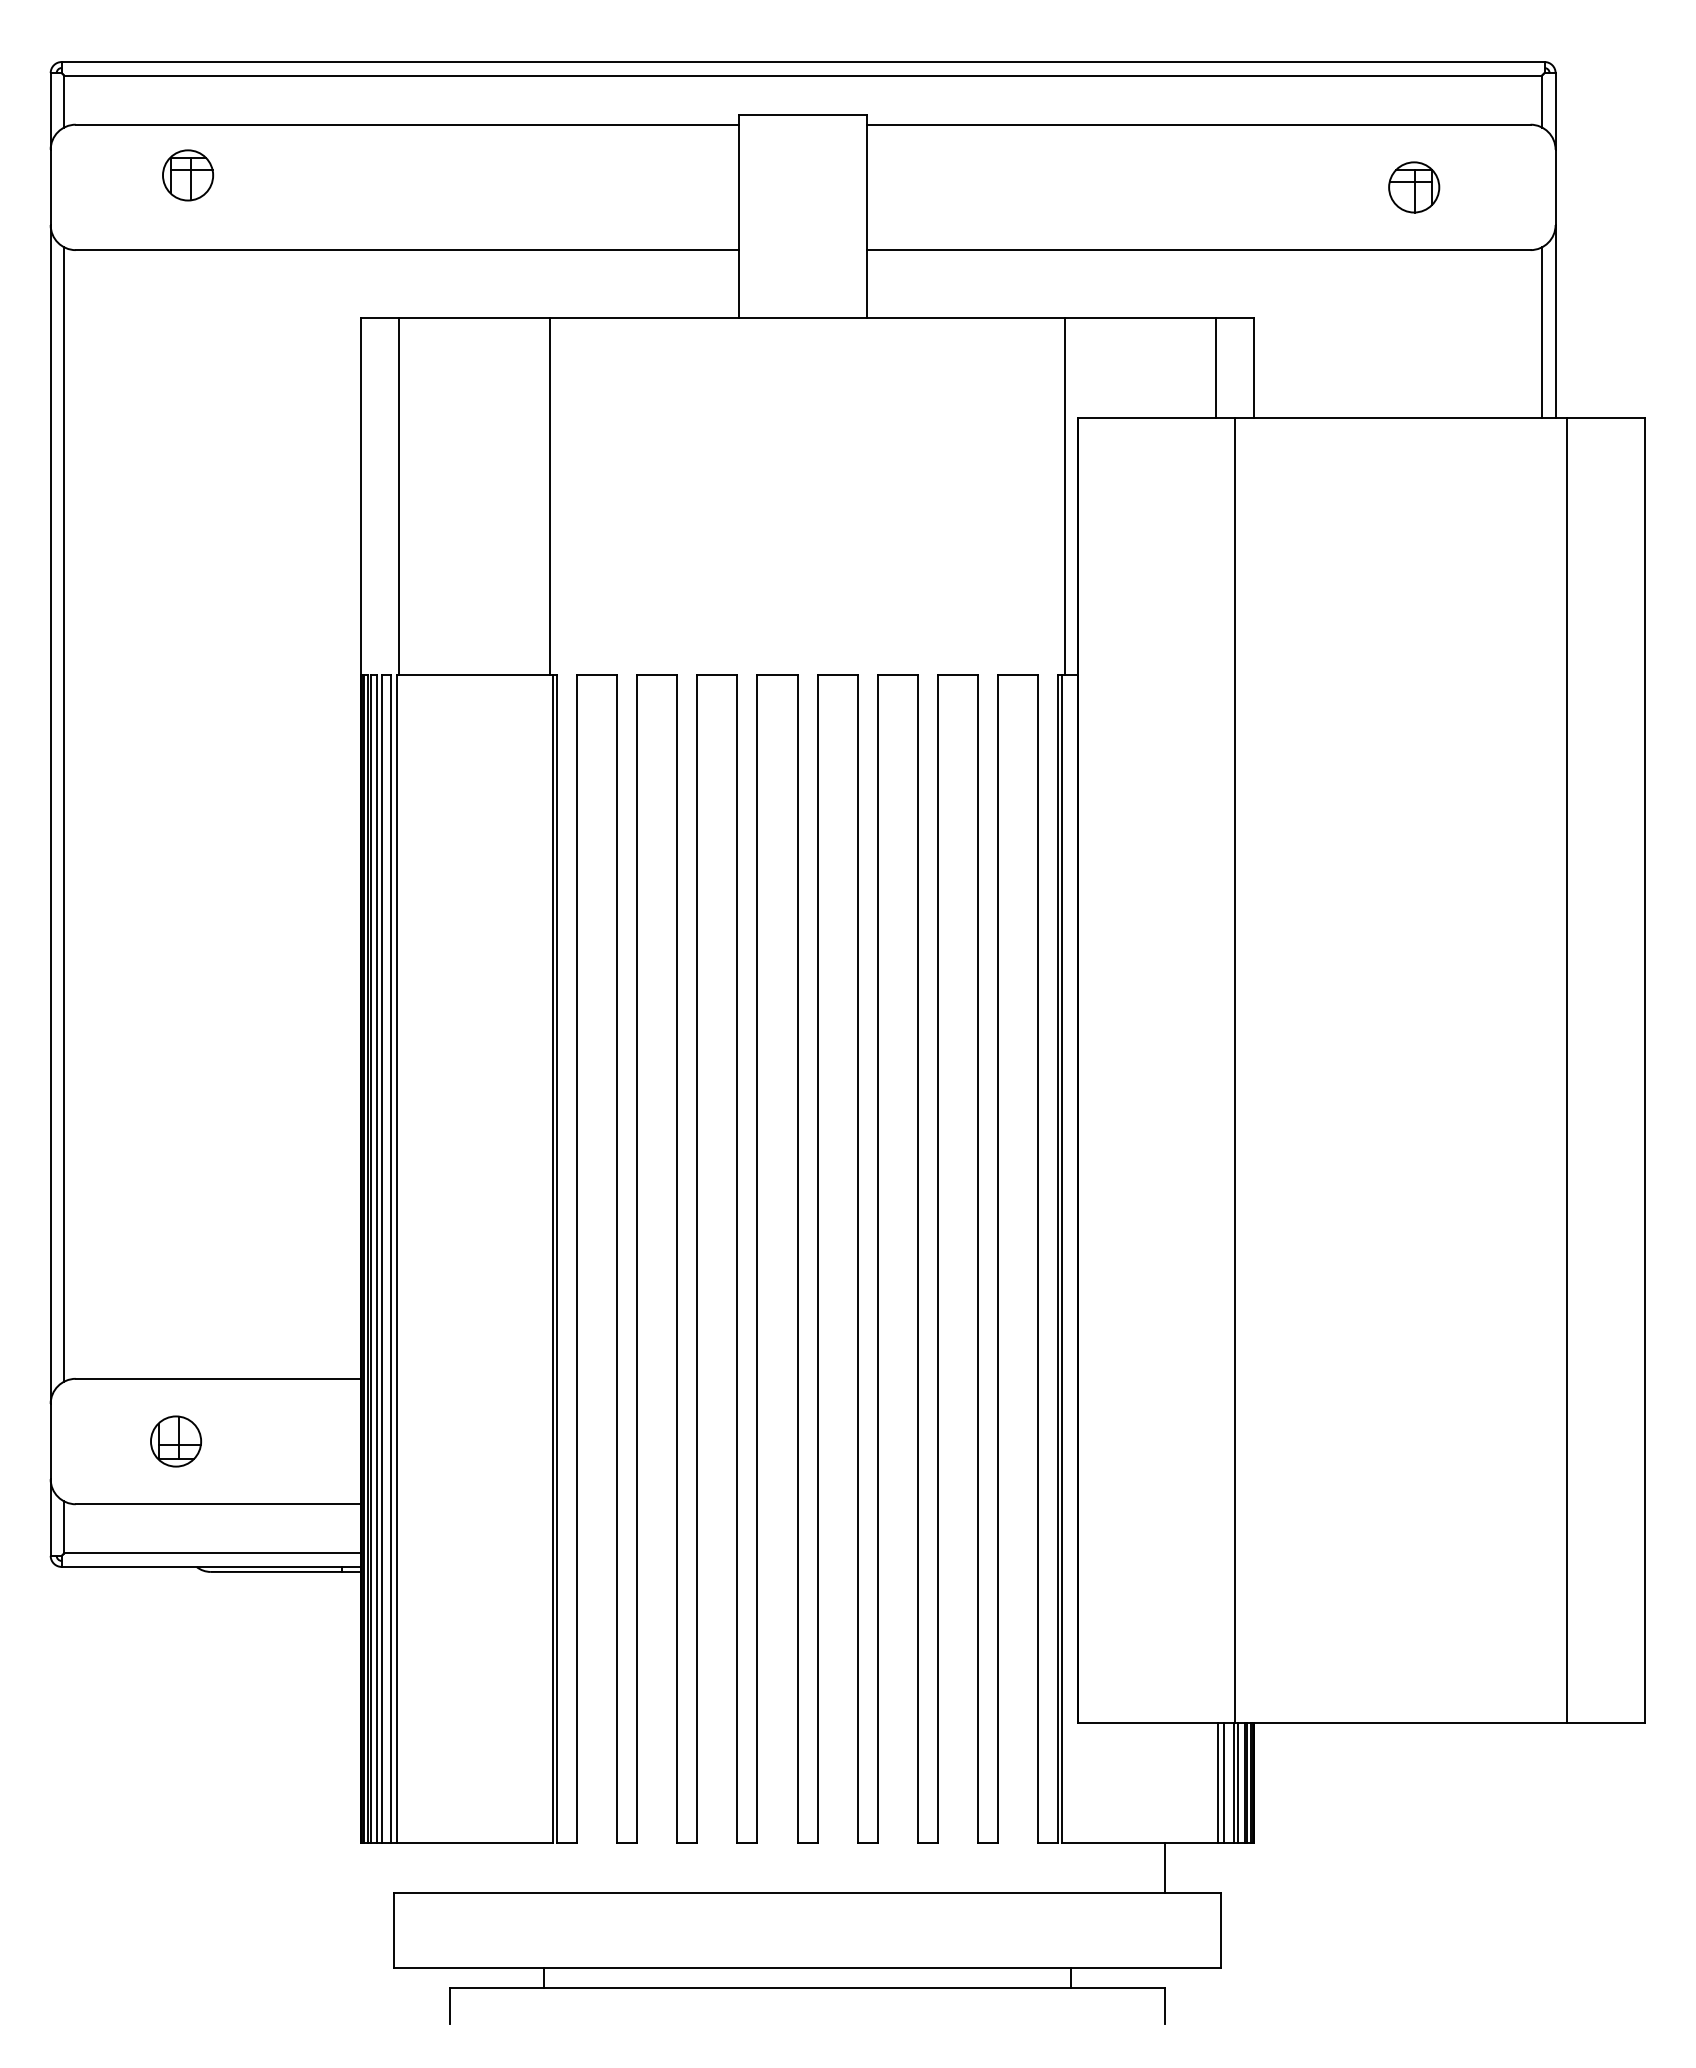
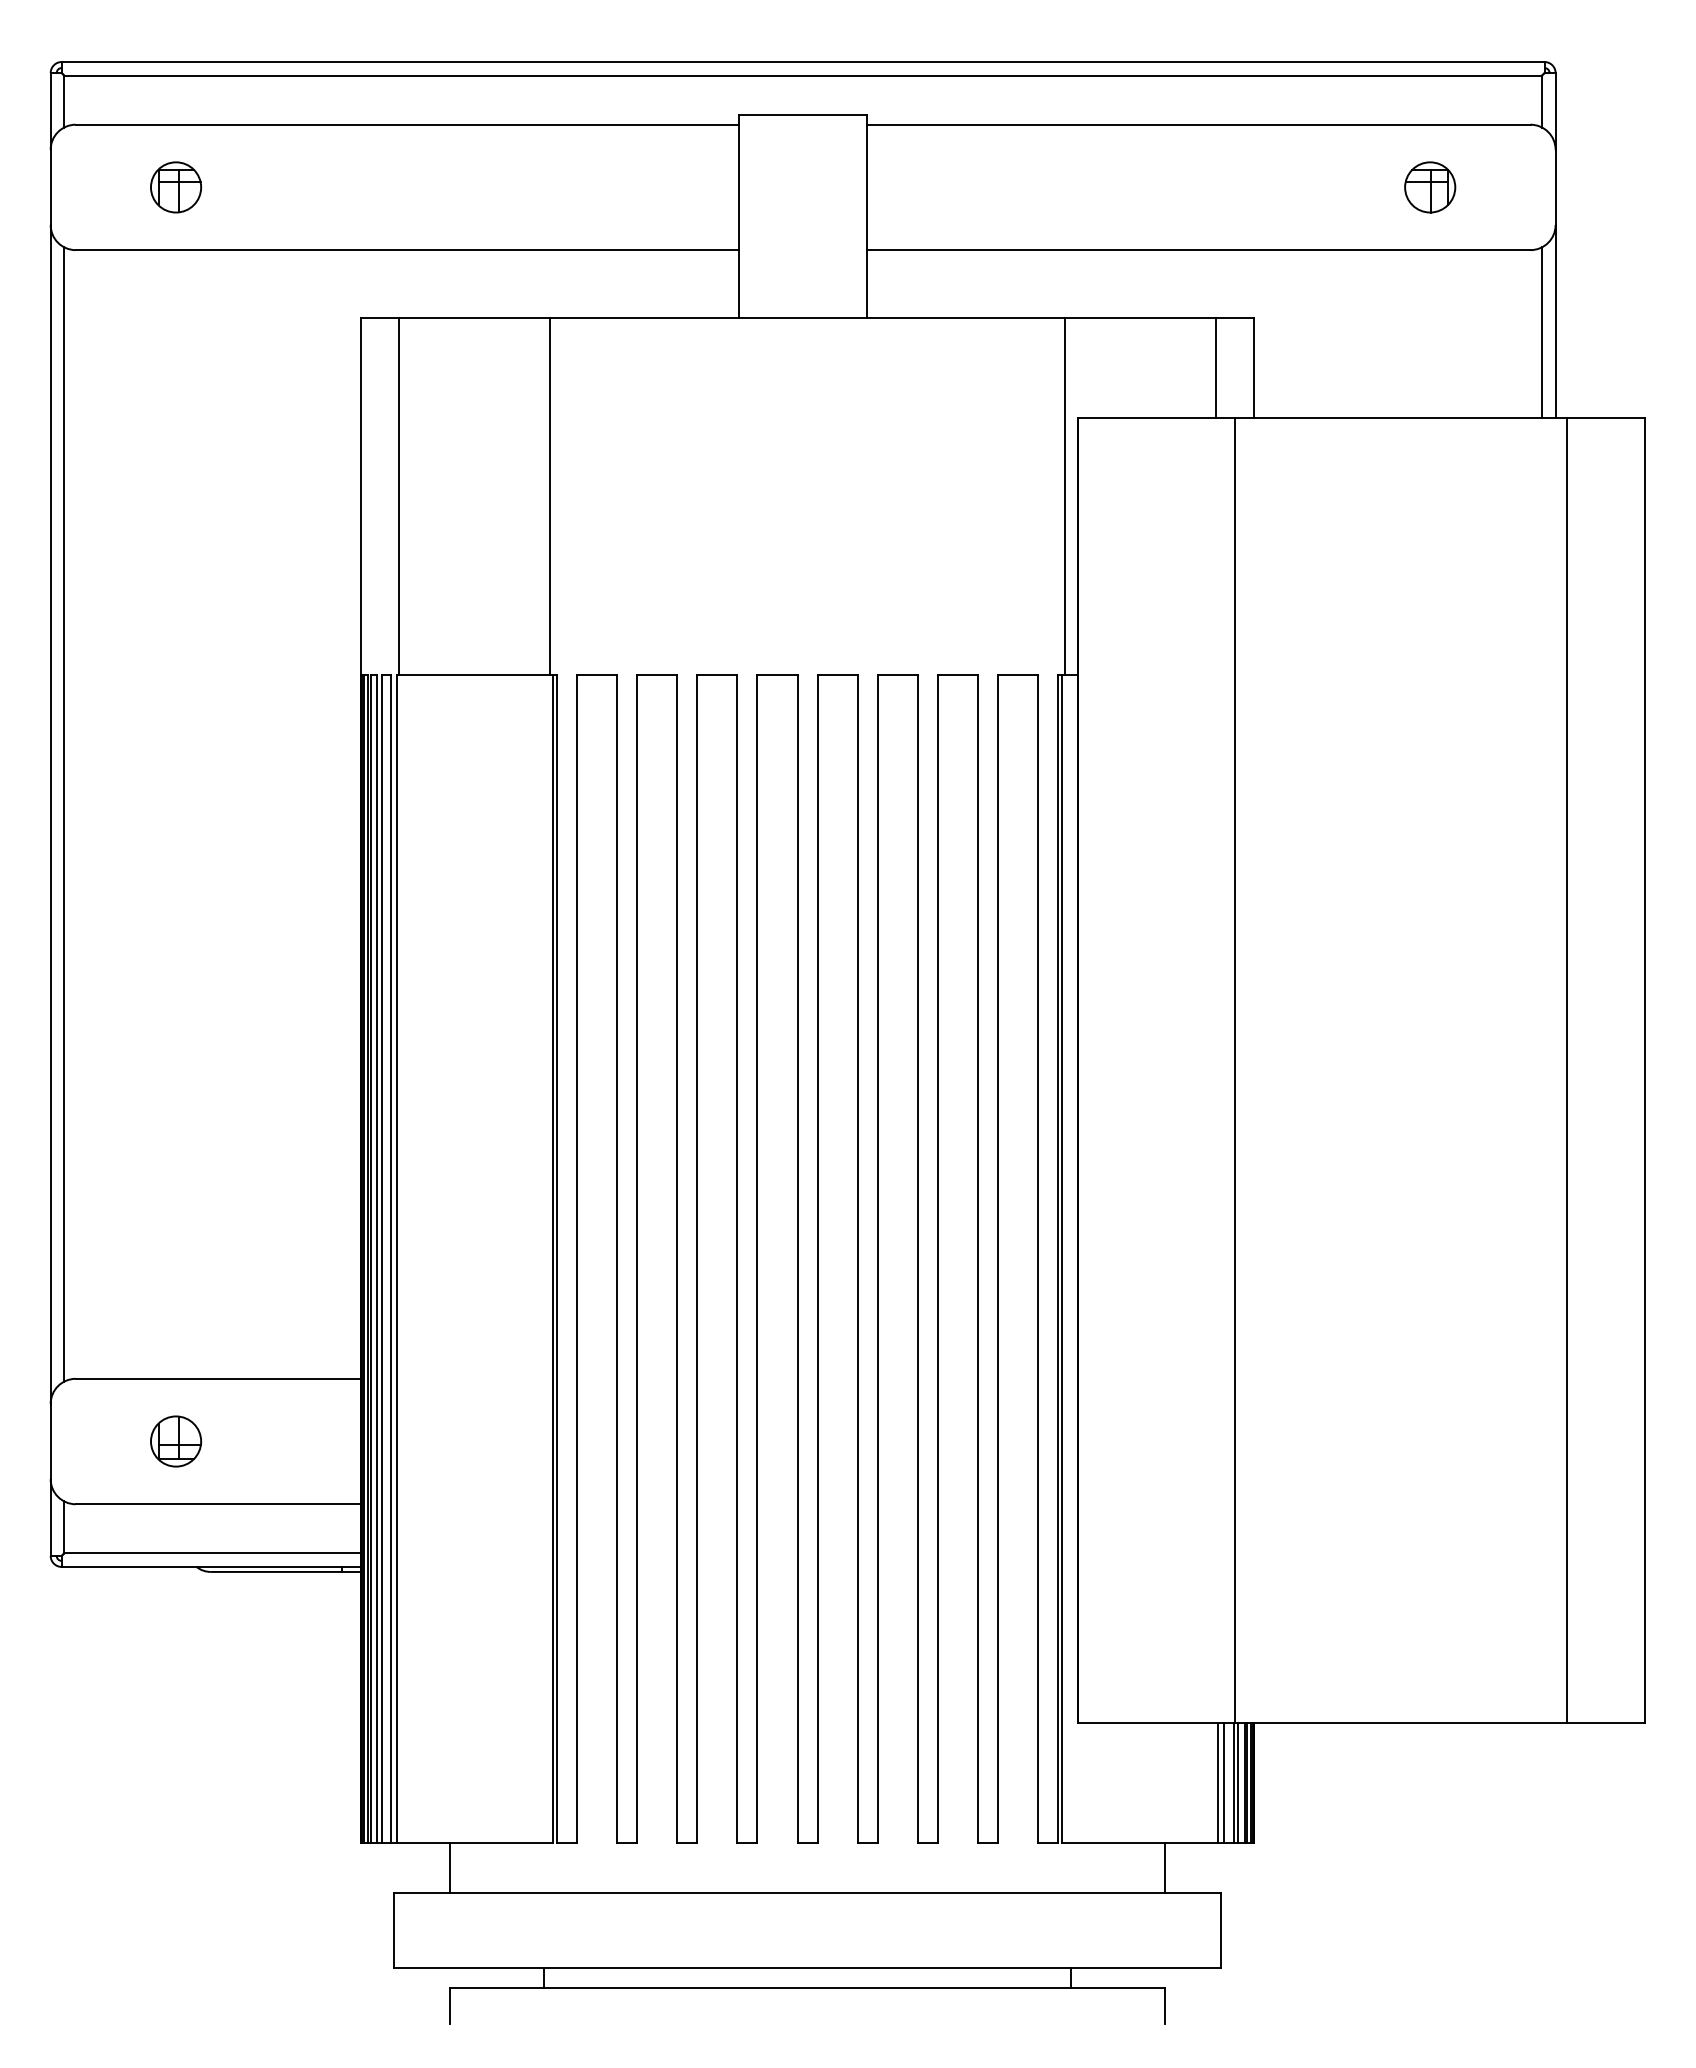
part position: (188, 175) -> (176, 187) (176, 187)
part position: (1414, 187) -> (1430, 187) (1430, 187)
line: none -> present (450, 1867)
